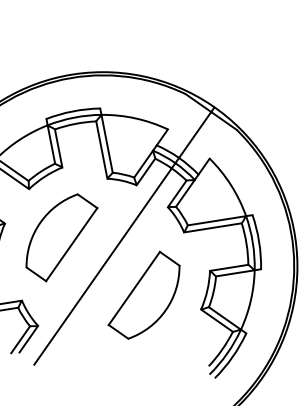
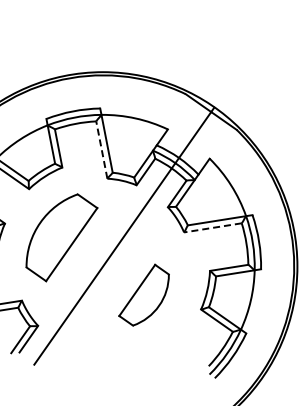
line: solid -> dashed (101, 149)
line: solid -> dashed (212, 227)
part size: 74x90 px -> 52x64 px (143, 294)
